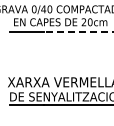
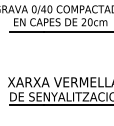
line: dashed -> solid (79, 32)
